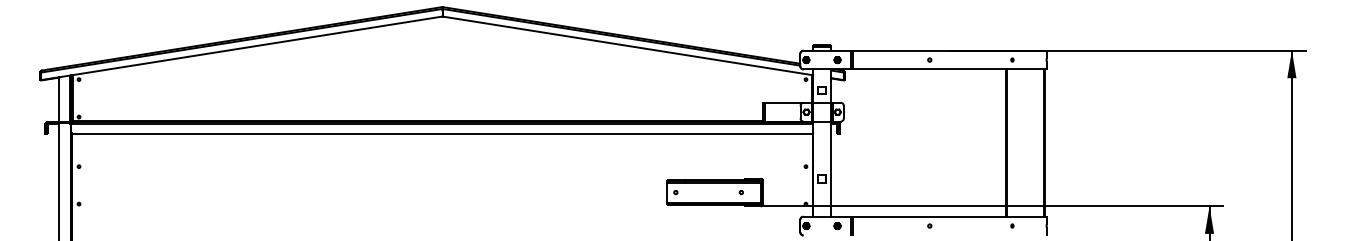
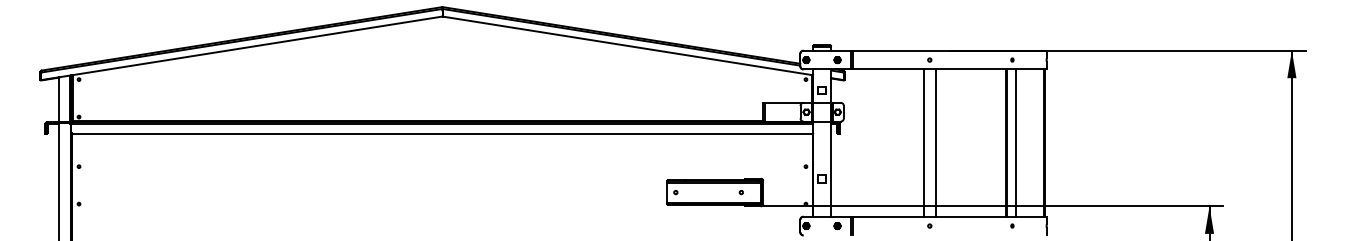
line: none -> present (923, 142)
line: none -> present (936, 142)
line: none -> present (1015, 142)
